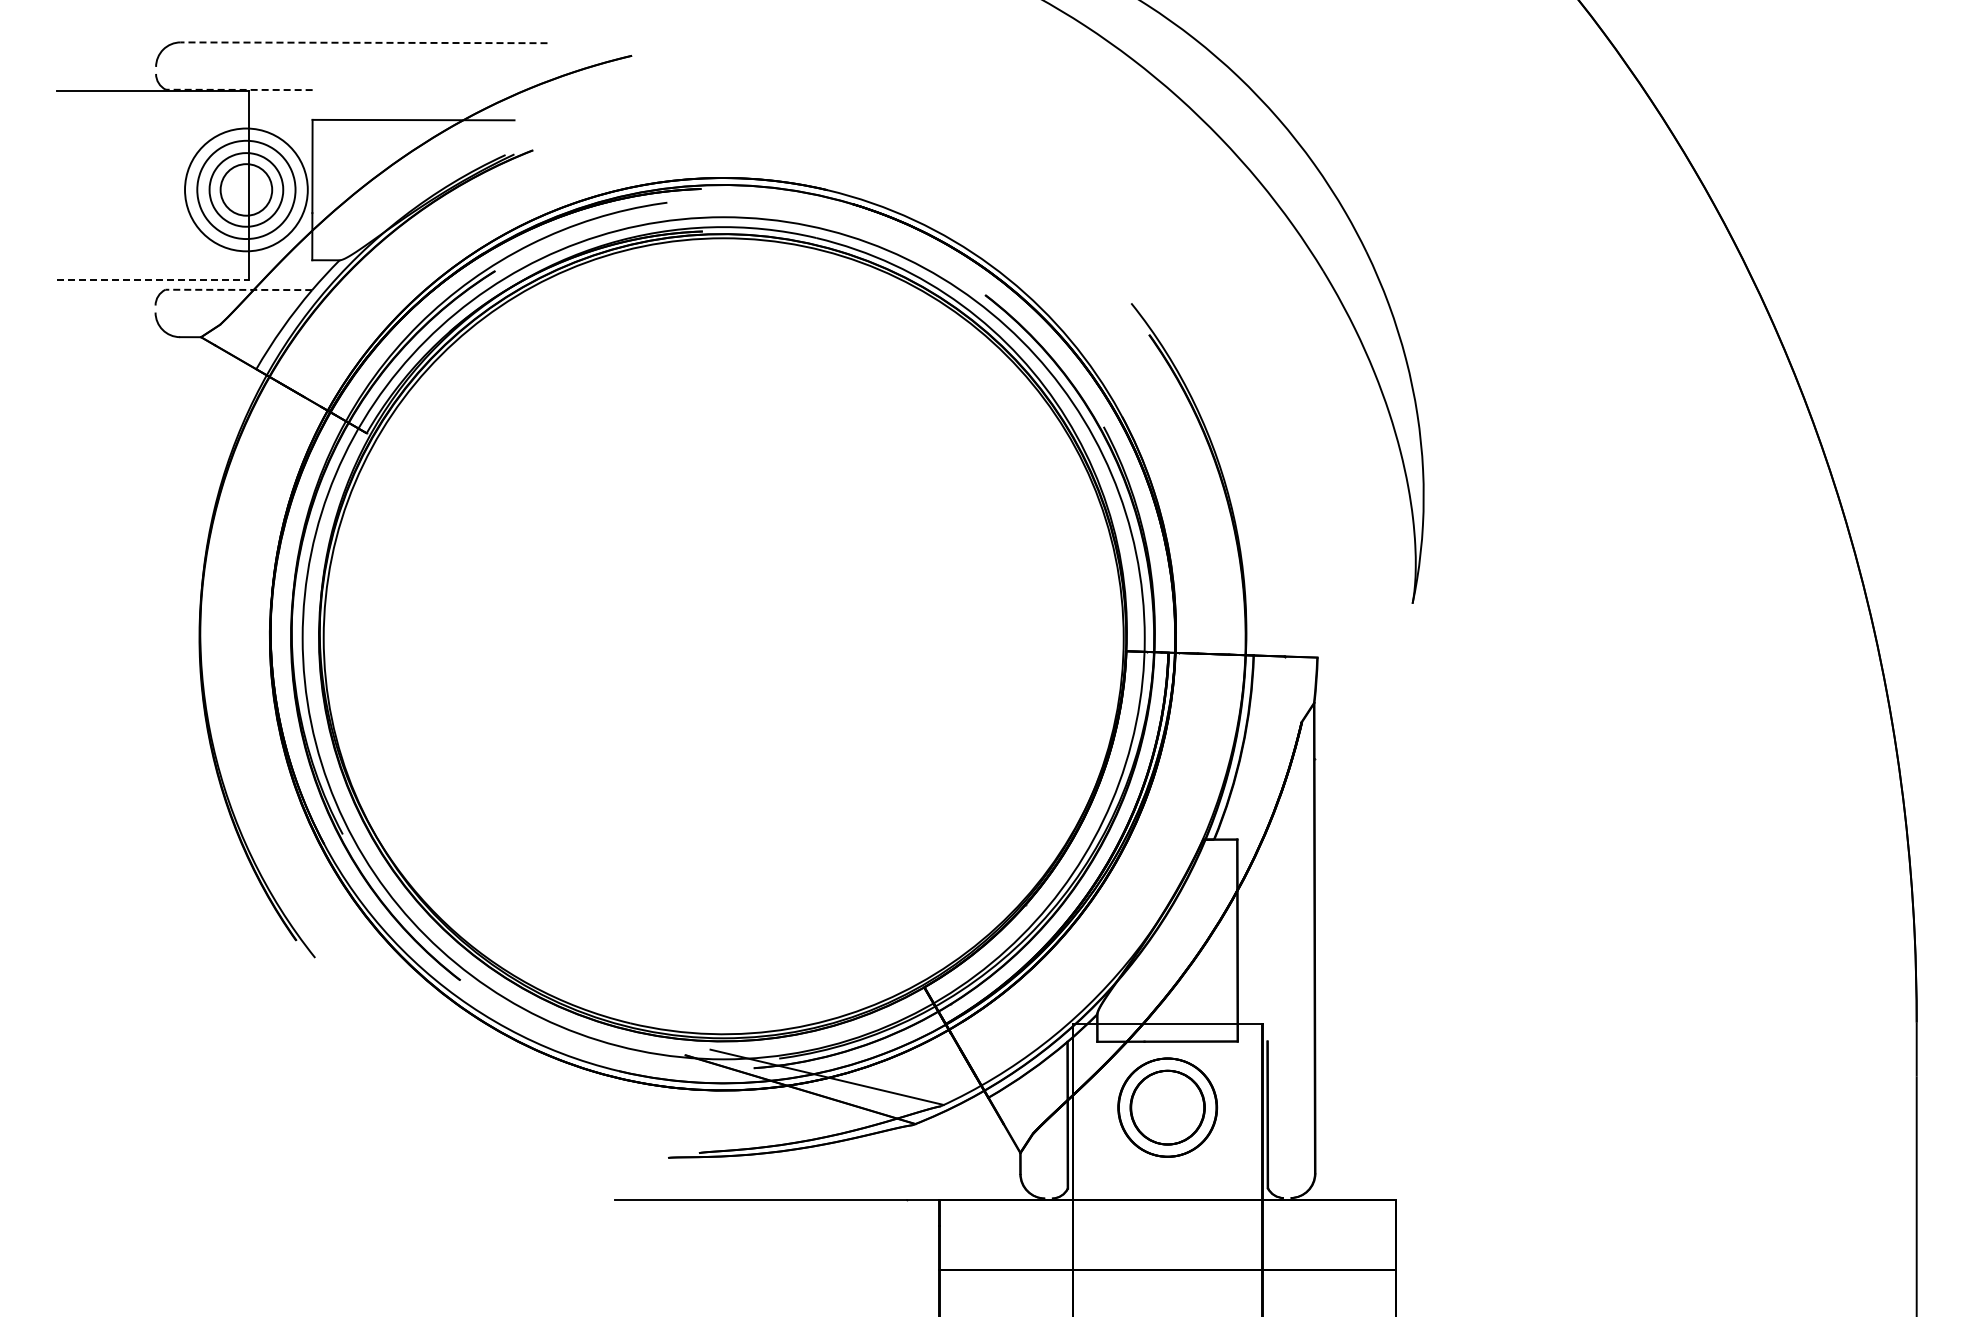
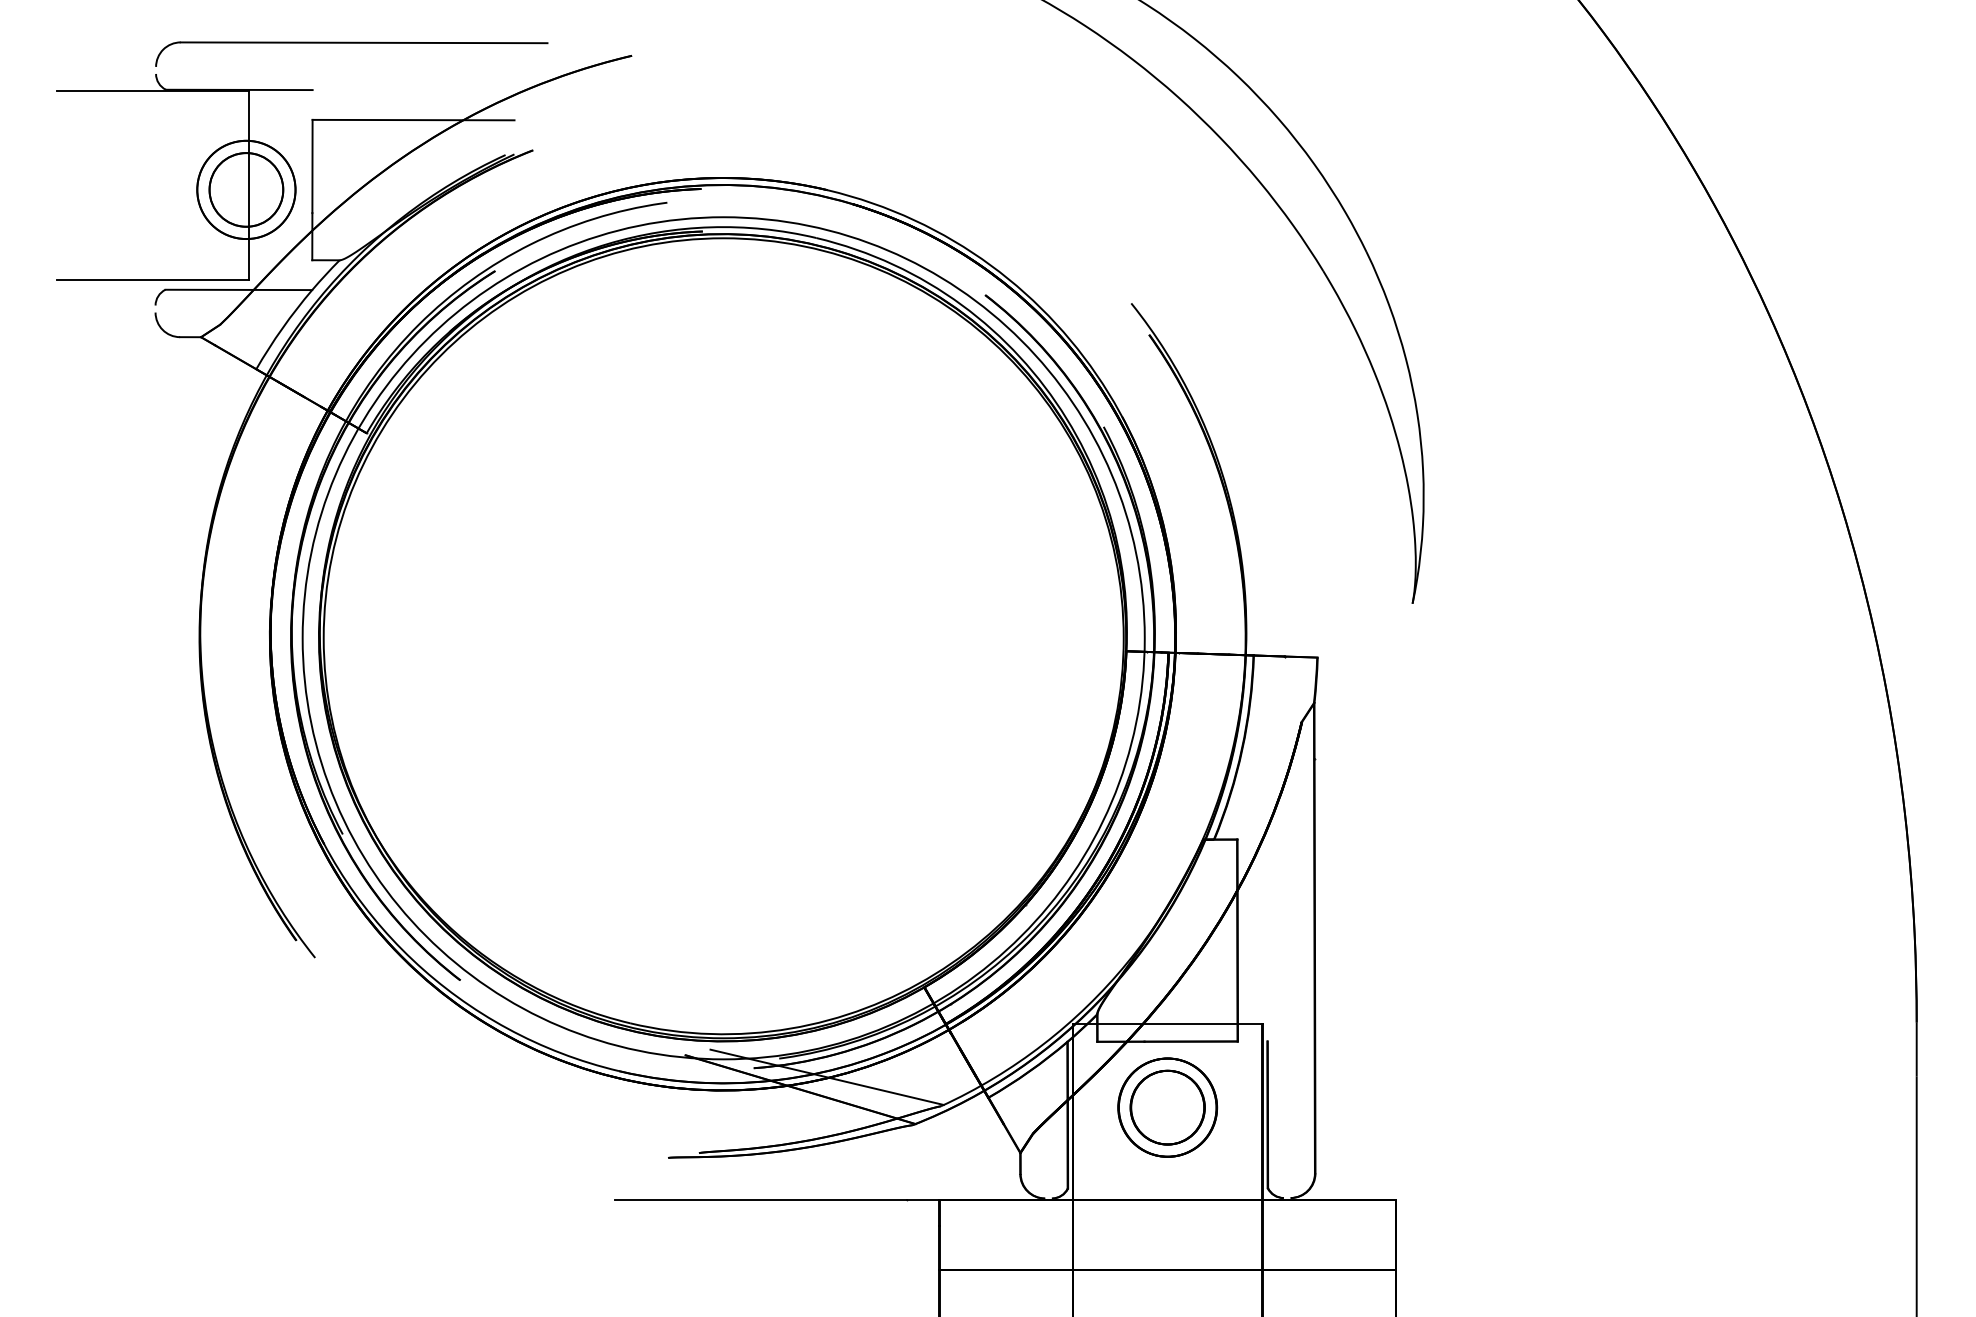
line: dashed -> solid (363, 42)
line: dashed -> solid (238, 89)
circle diameter: 123 px -> 98 px (246, 189)
circle diameter: 52 px -> 74 px (246, 189)
line: dashed -> solid (153, 279)
line: dashed -> solid (238, 289)
